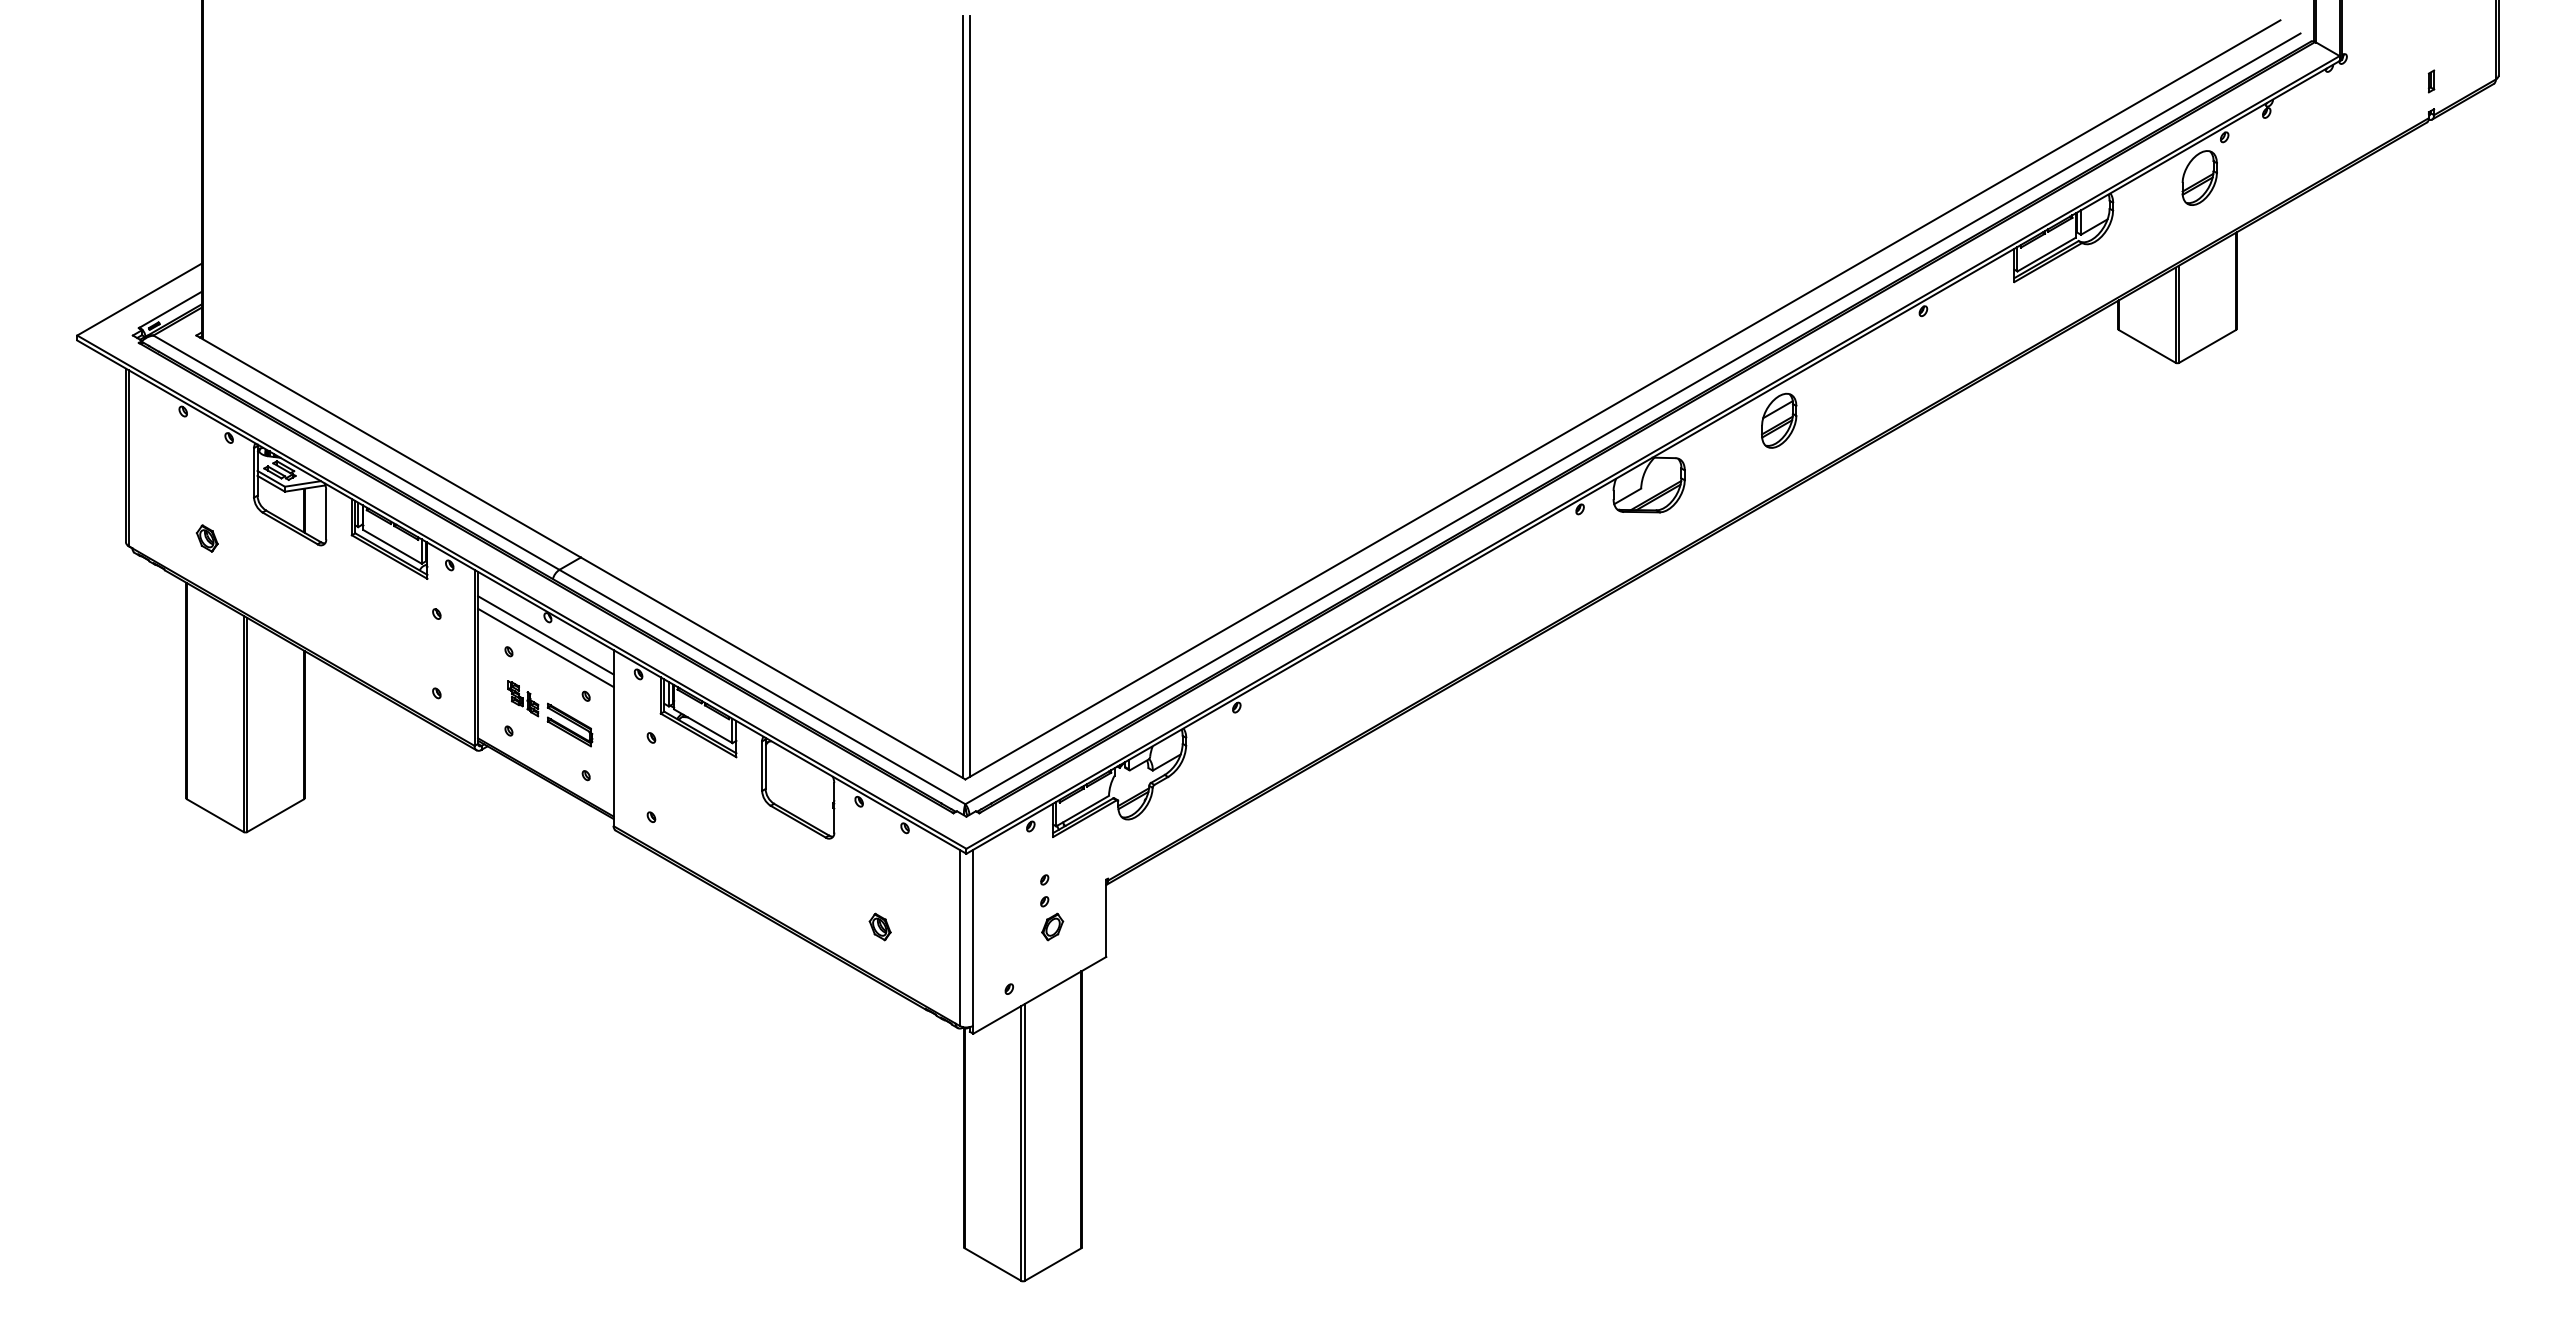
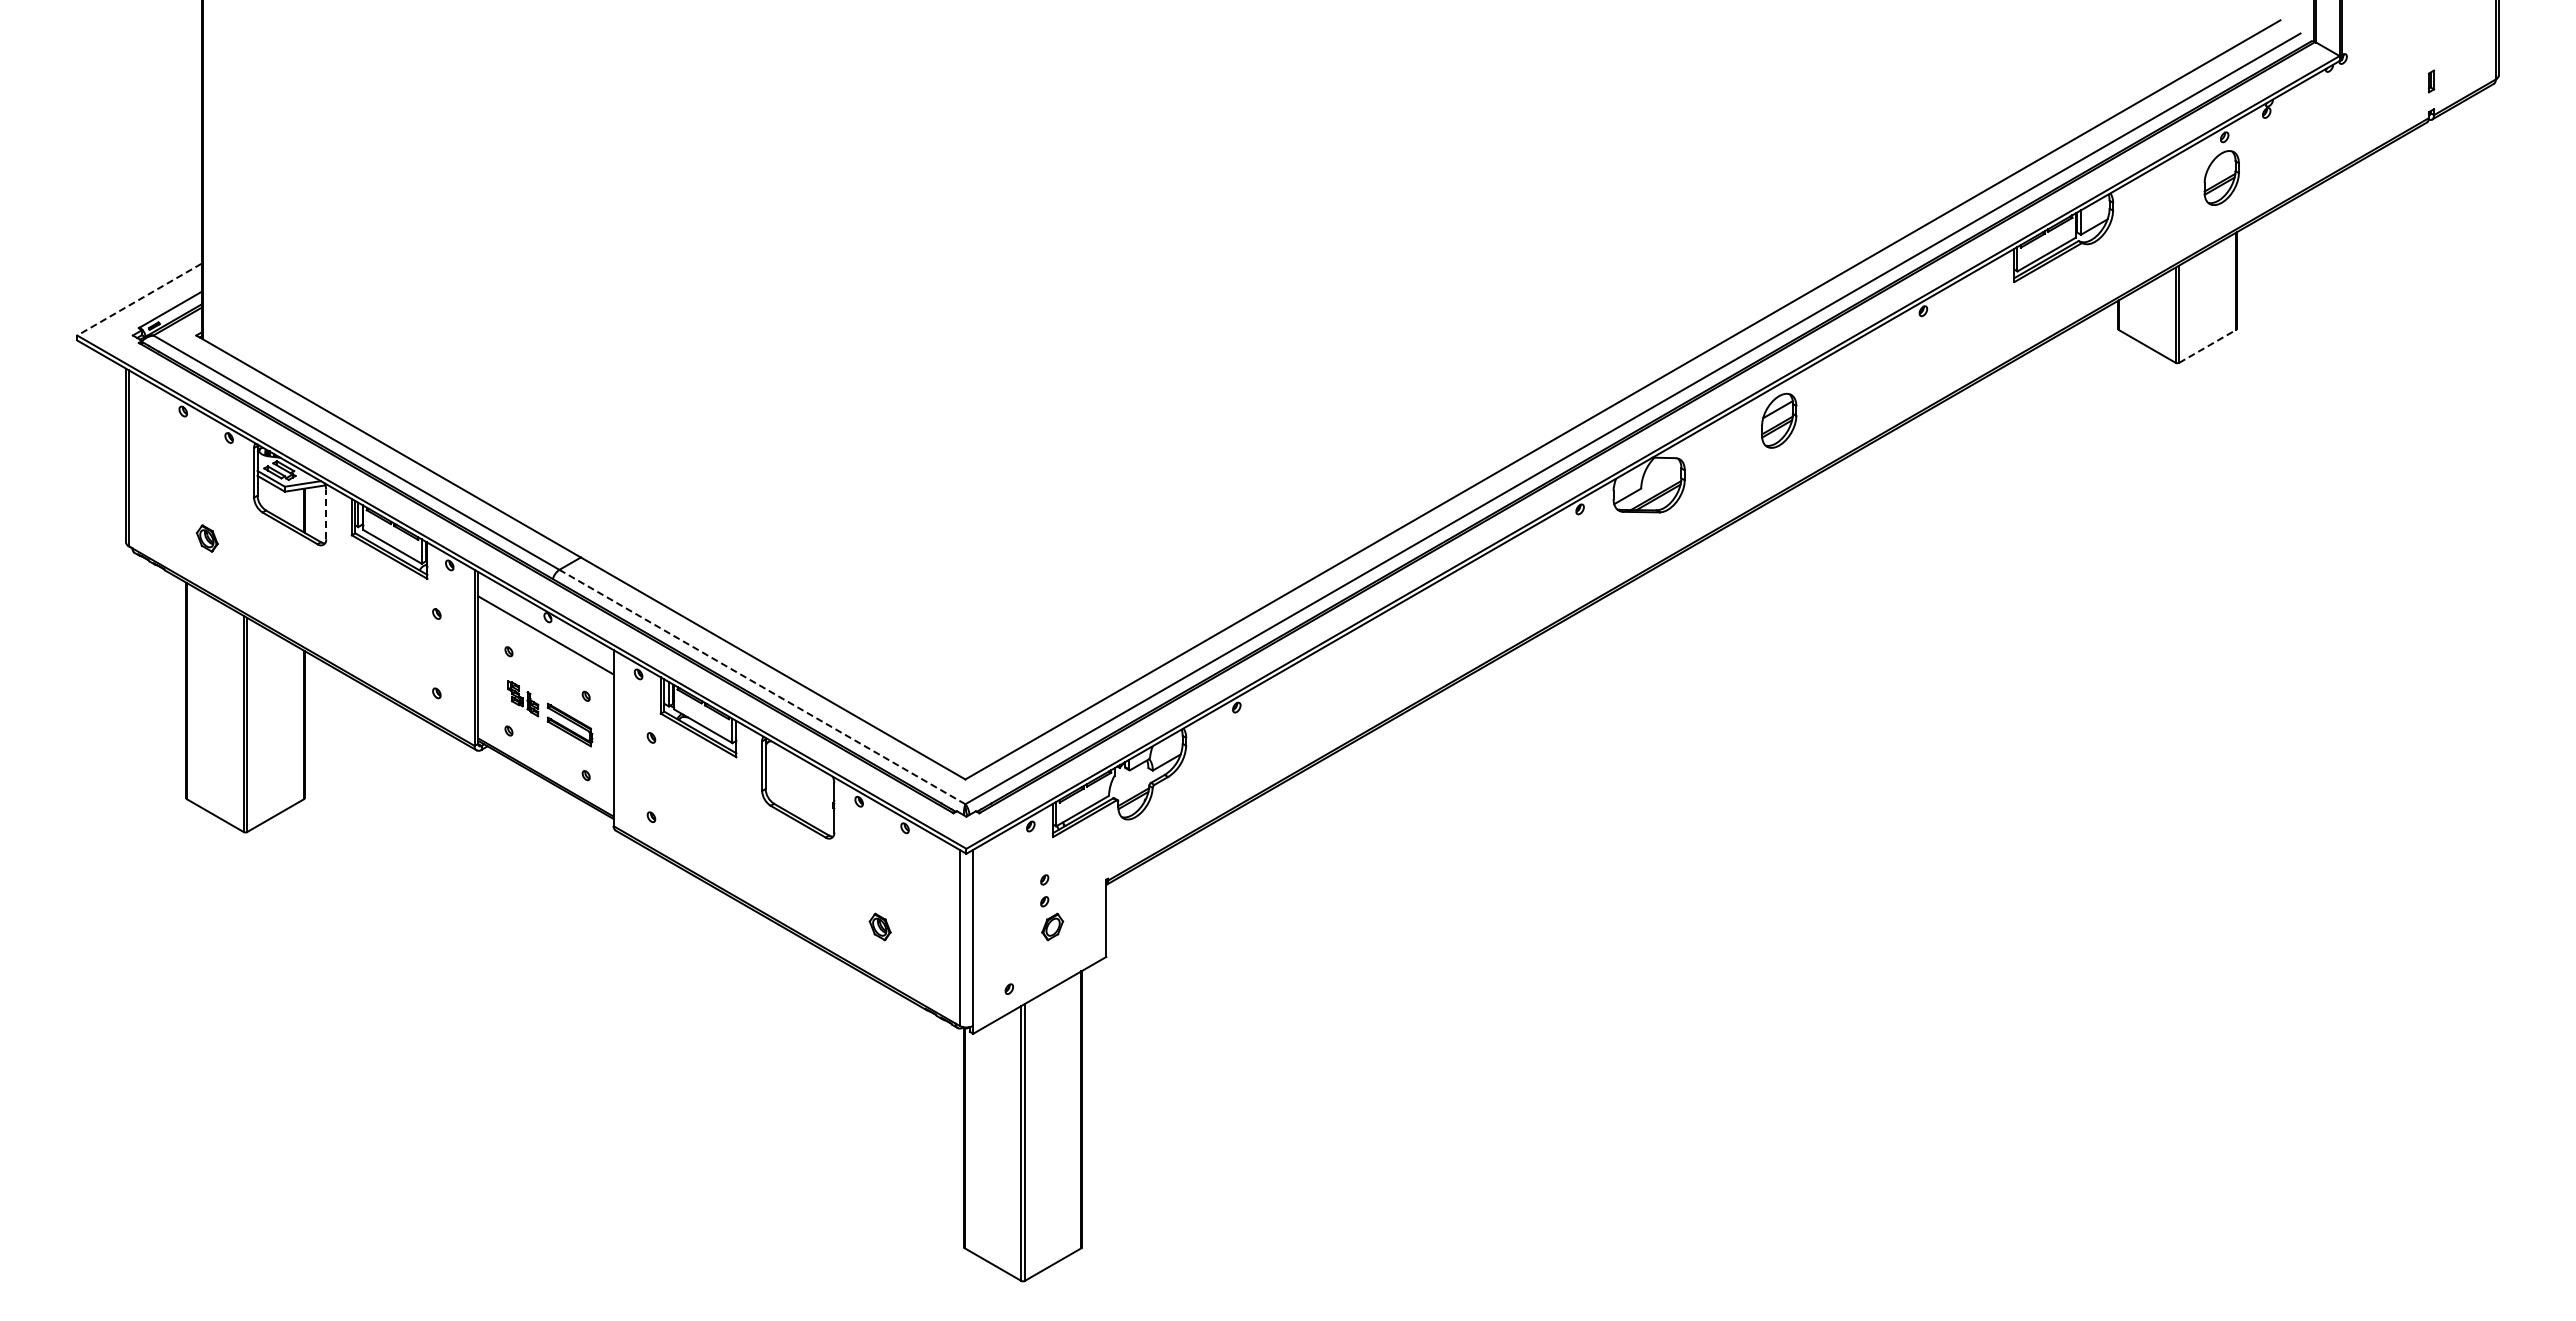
part position: (2199, 177) -> (2221, 177) (2221, 177)
line: solid -> dashed (139, 299)
line: solid -> dashed (2207, 346)
line: present -> none (969, 396)
line: present -> none (963, 397)
line: solid -> dashed (326, 514)
line: present -> none (545, 647)
line: solid -> dashed (762, 686)
